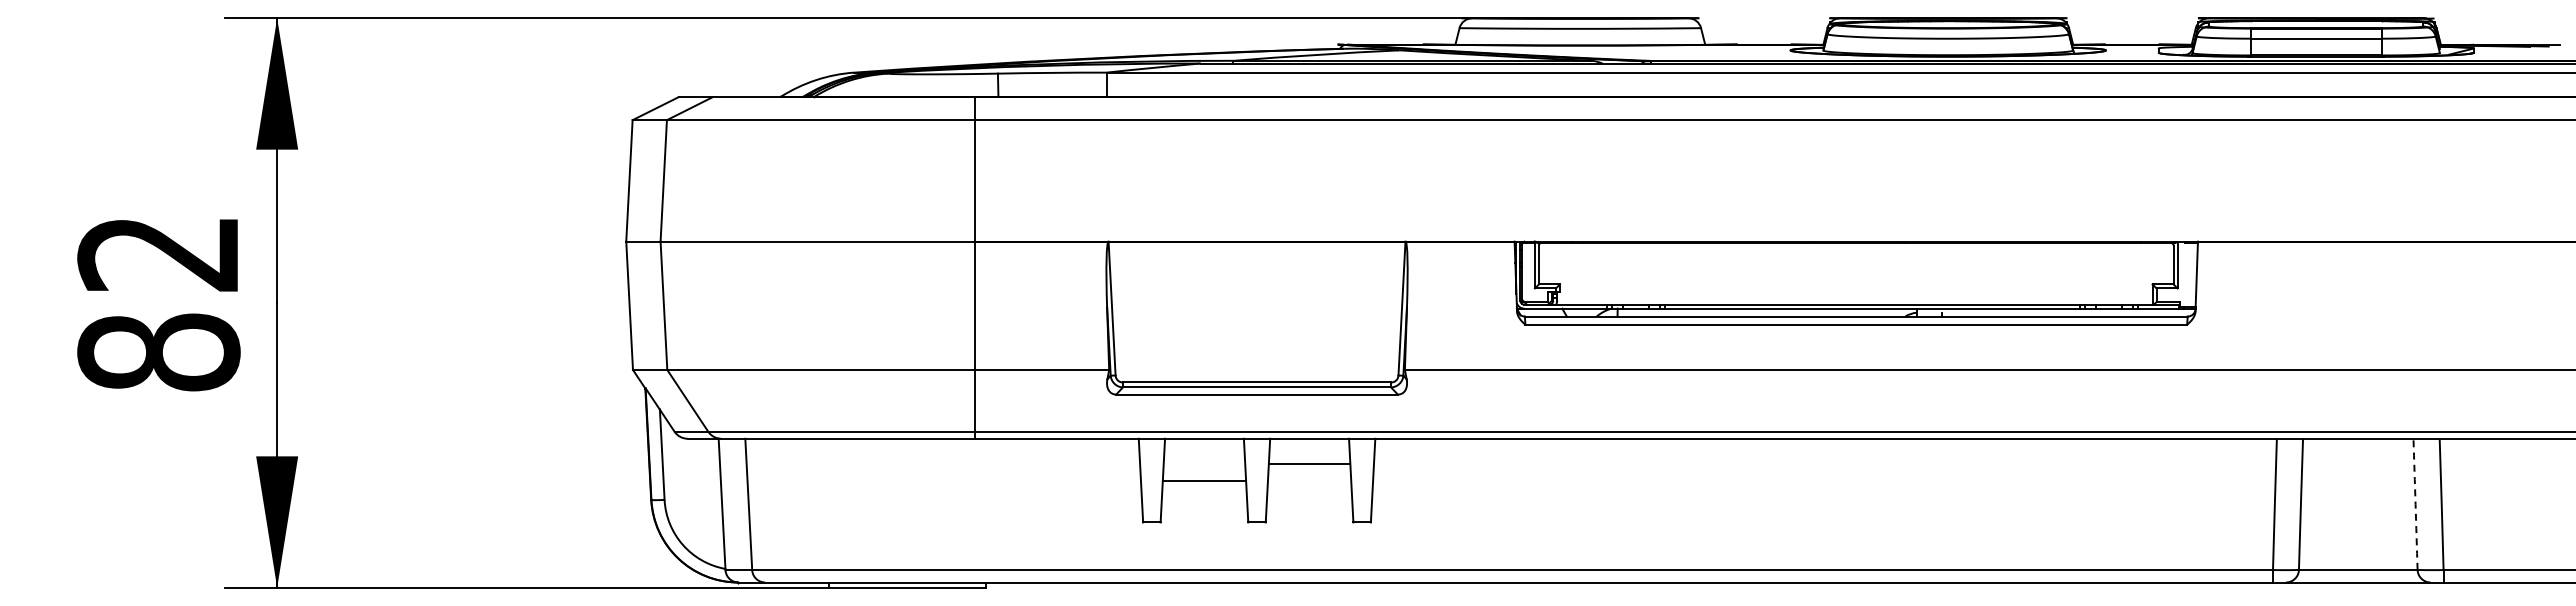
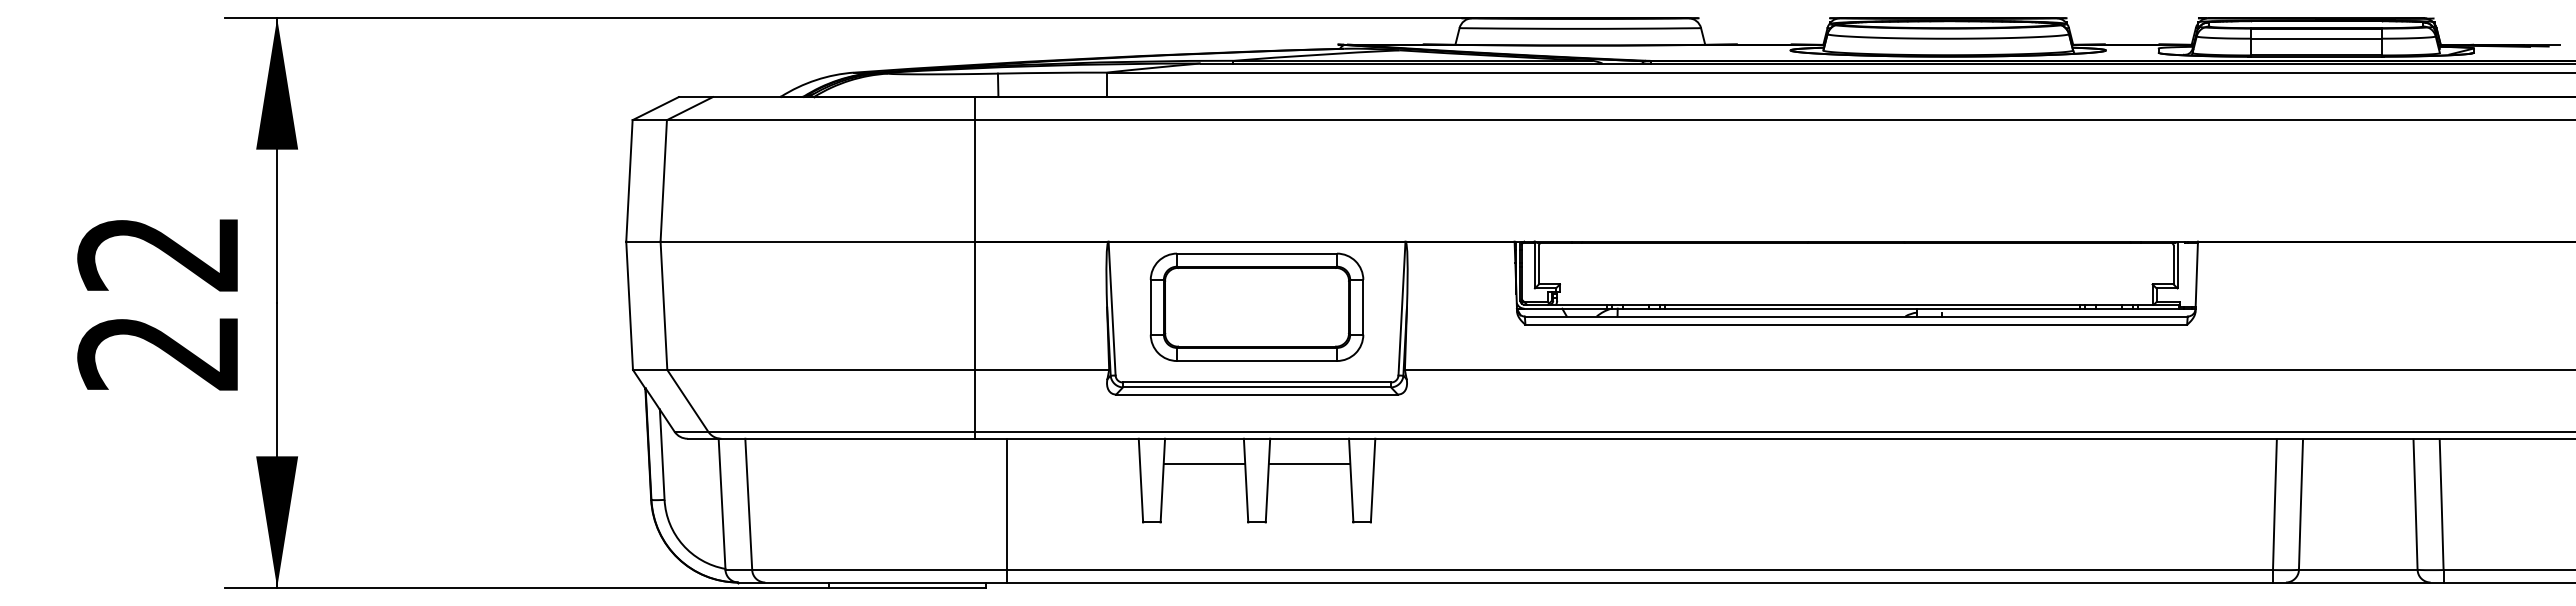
part: none -> present (1256, 306)
text: 82 -> 22 (158, 352)
line position: (1204, 480) -> (1204, 463) (1204, 463)
arc: dashed -> solid (2415, 504)
line: none -> present (1007, 510)
